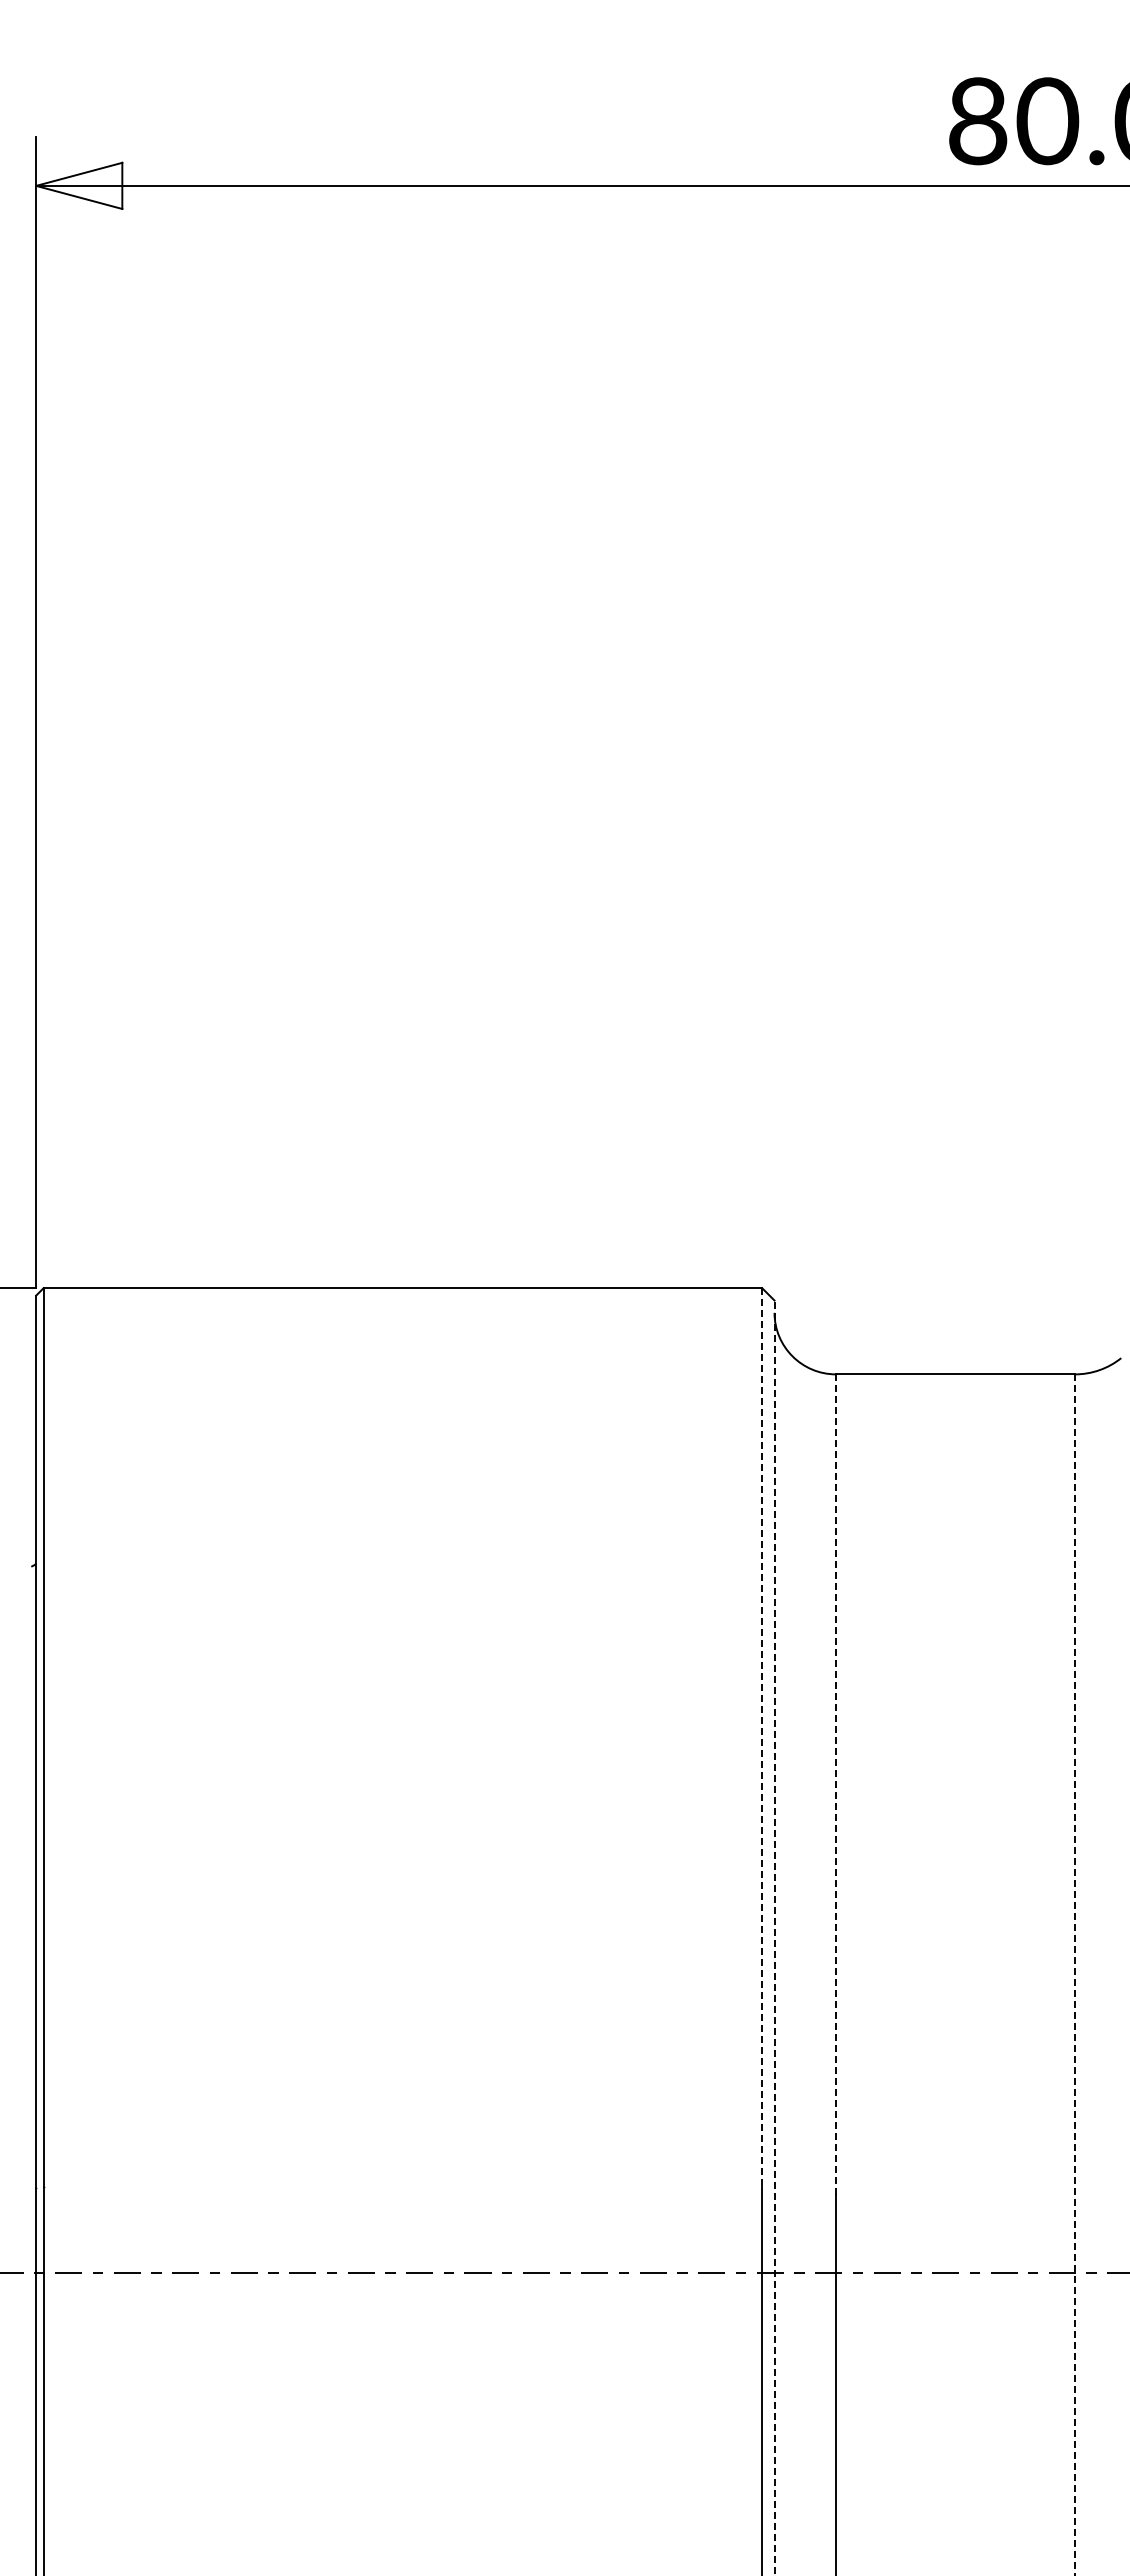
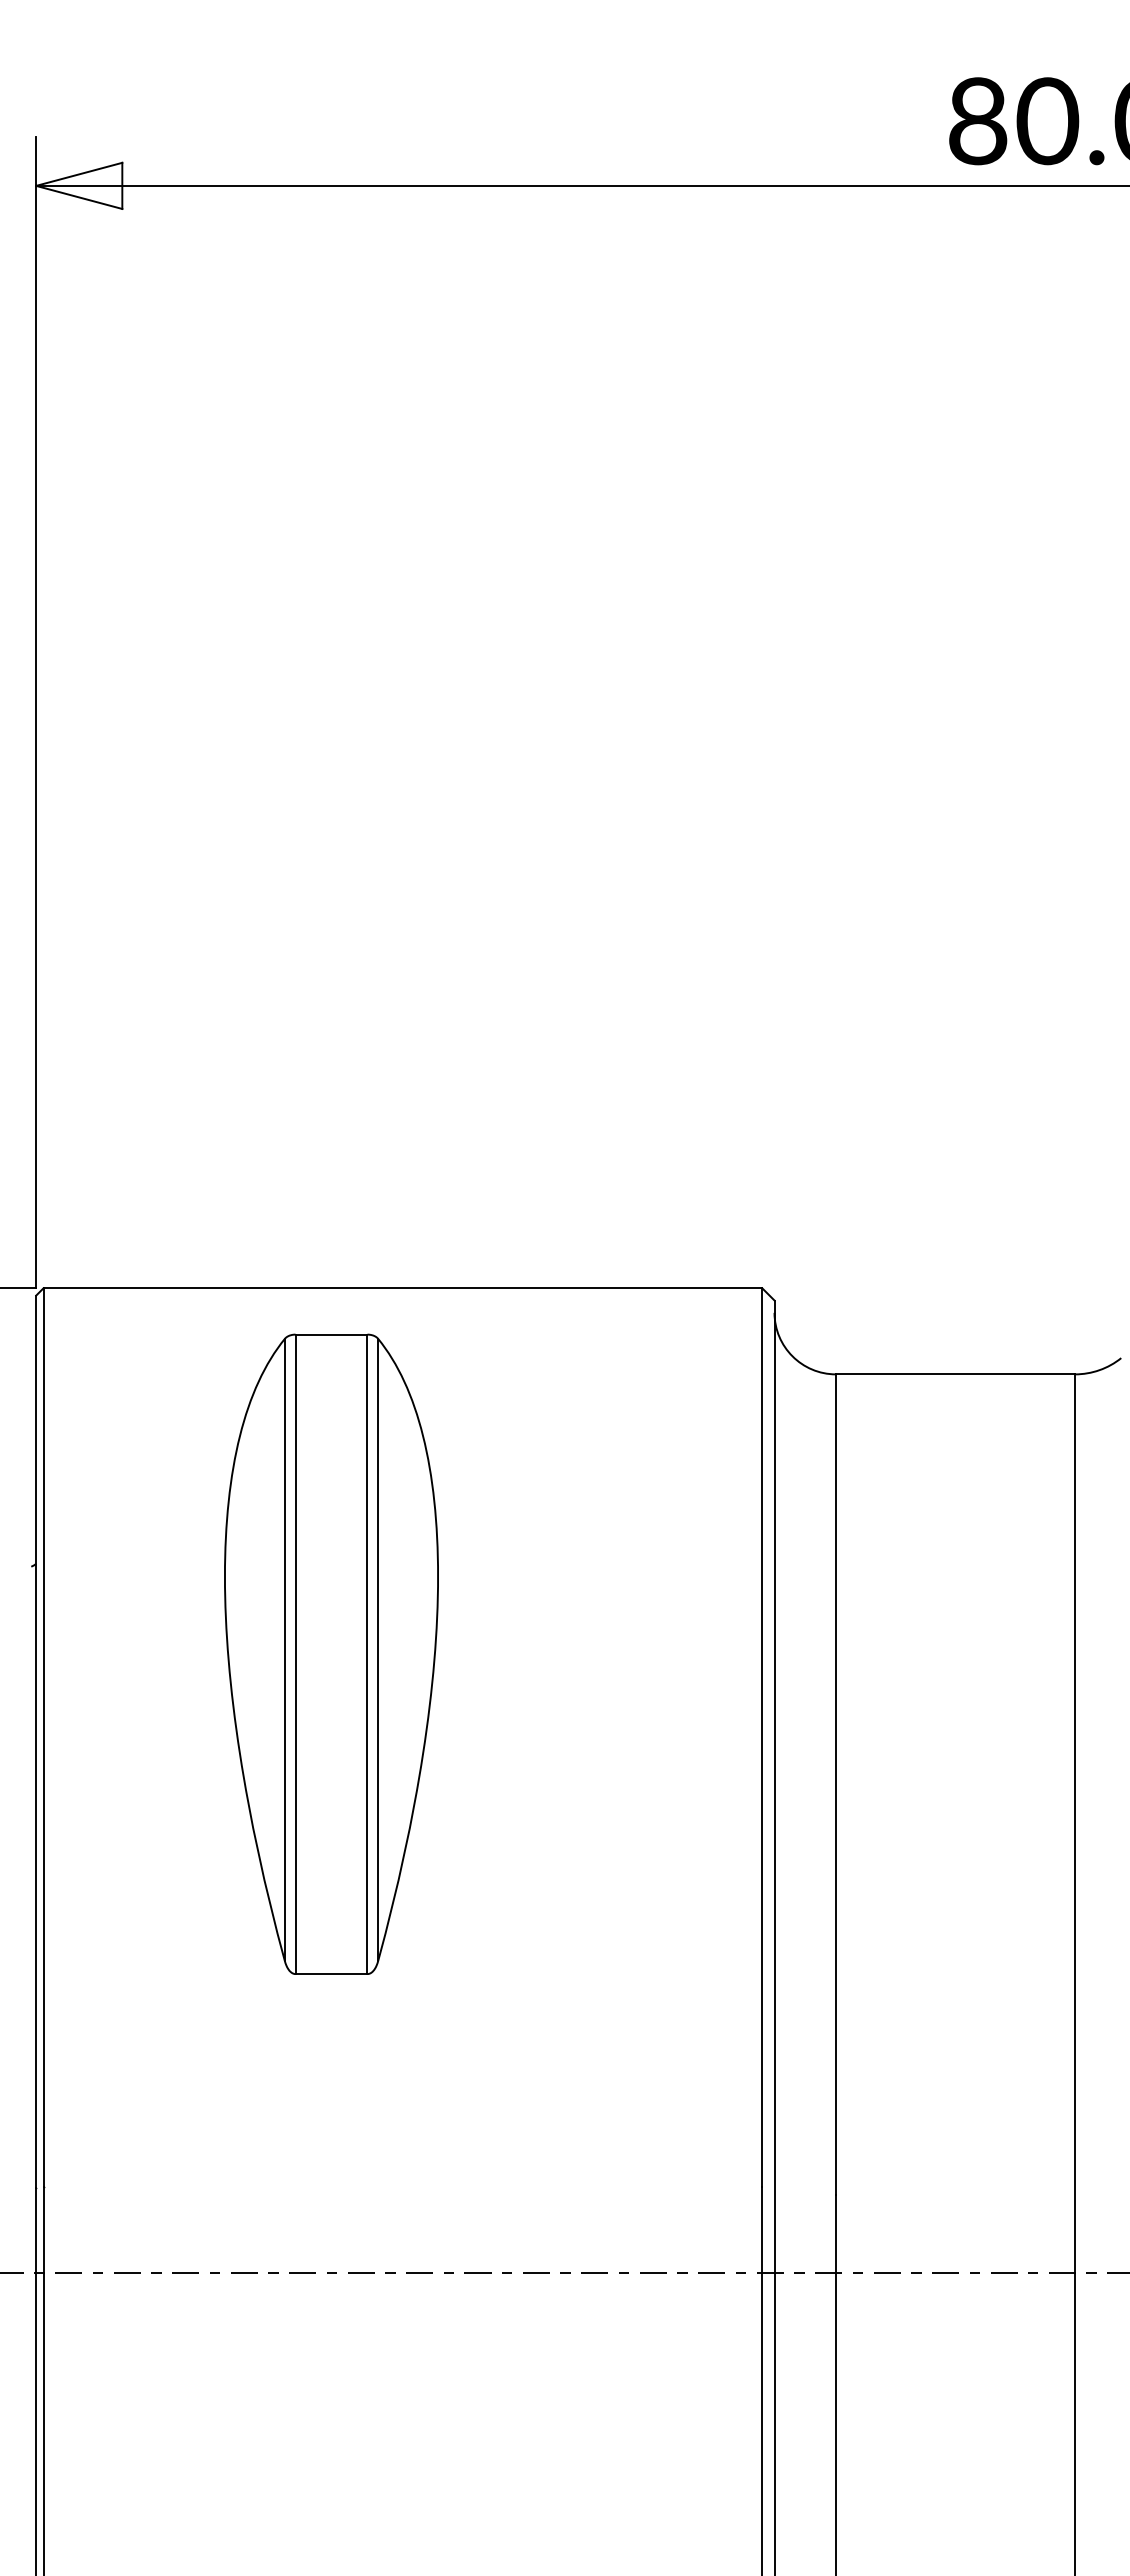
part: none -> present (331, 1653)
line: dashed -> solid (762, 1738)
line: dashed -> solid (836, 1784)
line: dashed -> solid (774, 1937)
line: dashed -> solid (1075, 1975)
